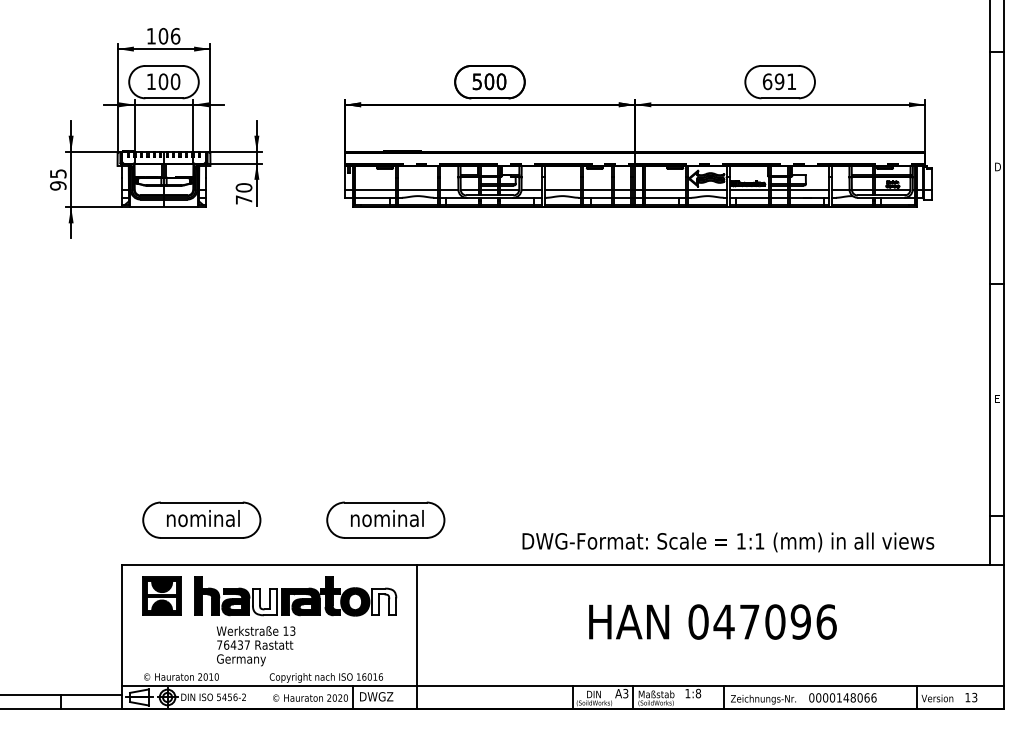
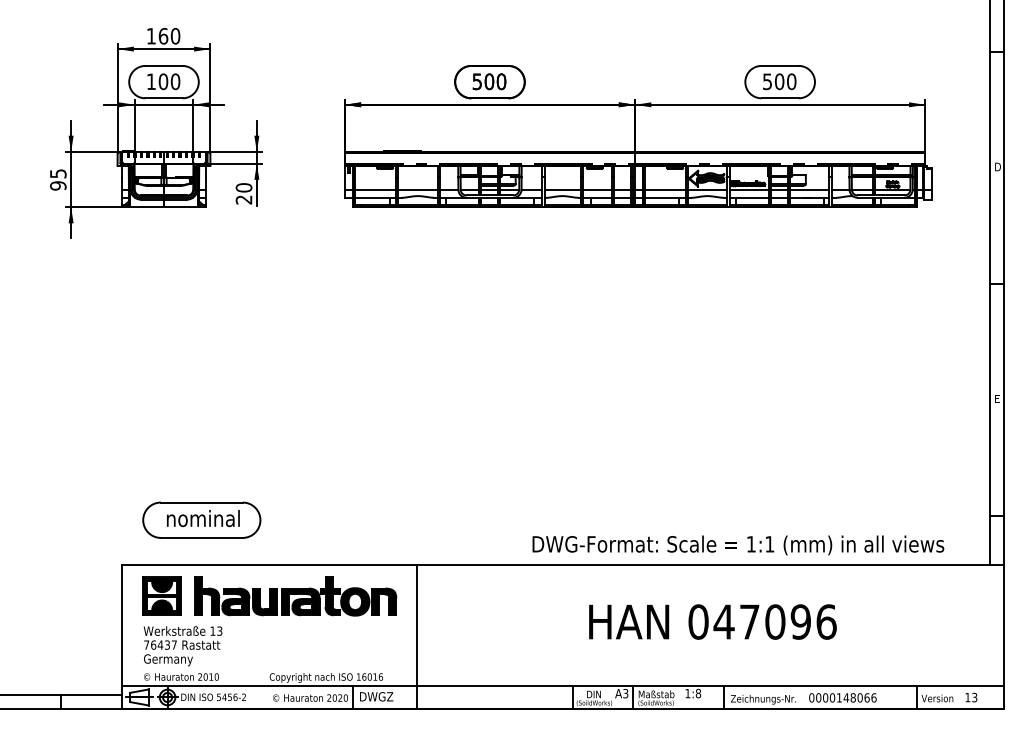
text: 106 -> 160 (169, 36)
text: 691 -> 500 (779, 81)
text: 70 -> 20 (243, 199)
part: present -> none (385, 519)
text position: (728, 542) -> (738, 545) (738, 545)
fill: none -> present (264, 601)
fill: none -> present (383, 601)
text position: (255, 646) -> (182, 646) (182, 646)
